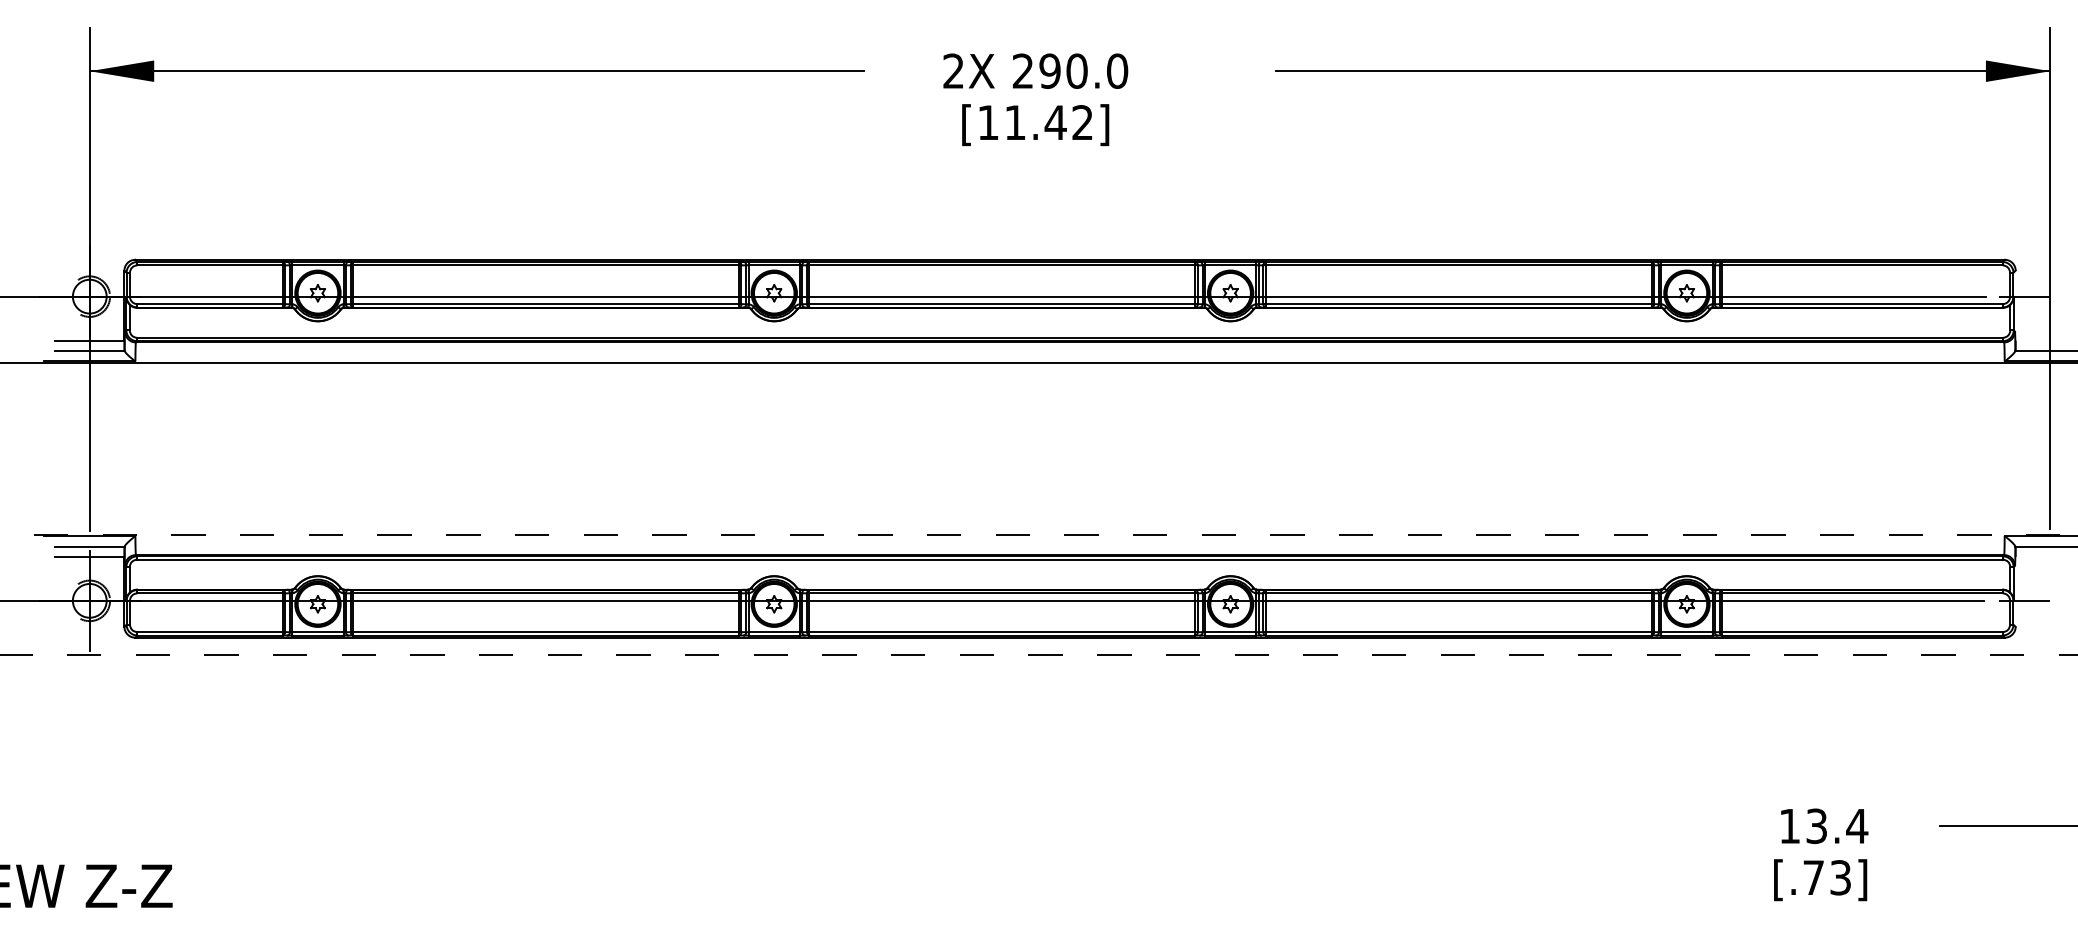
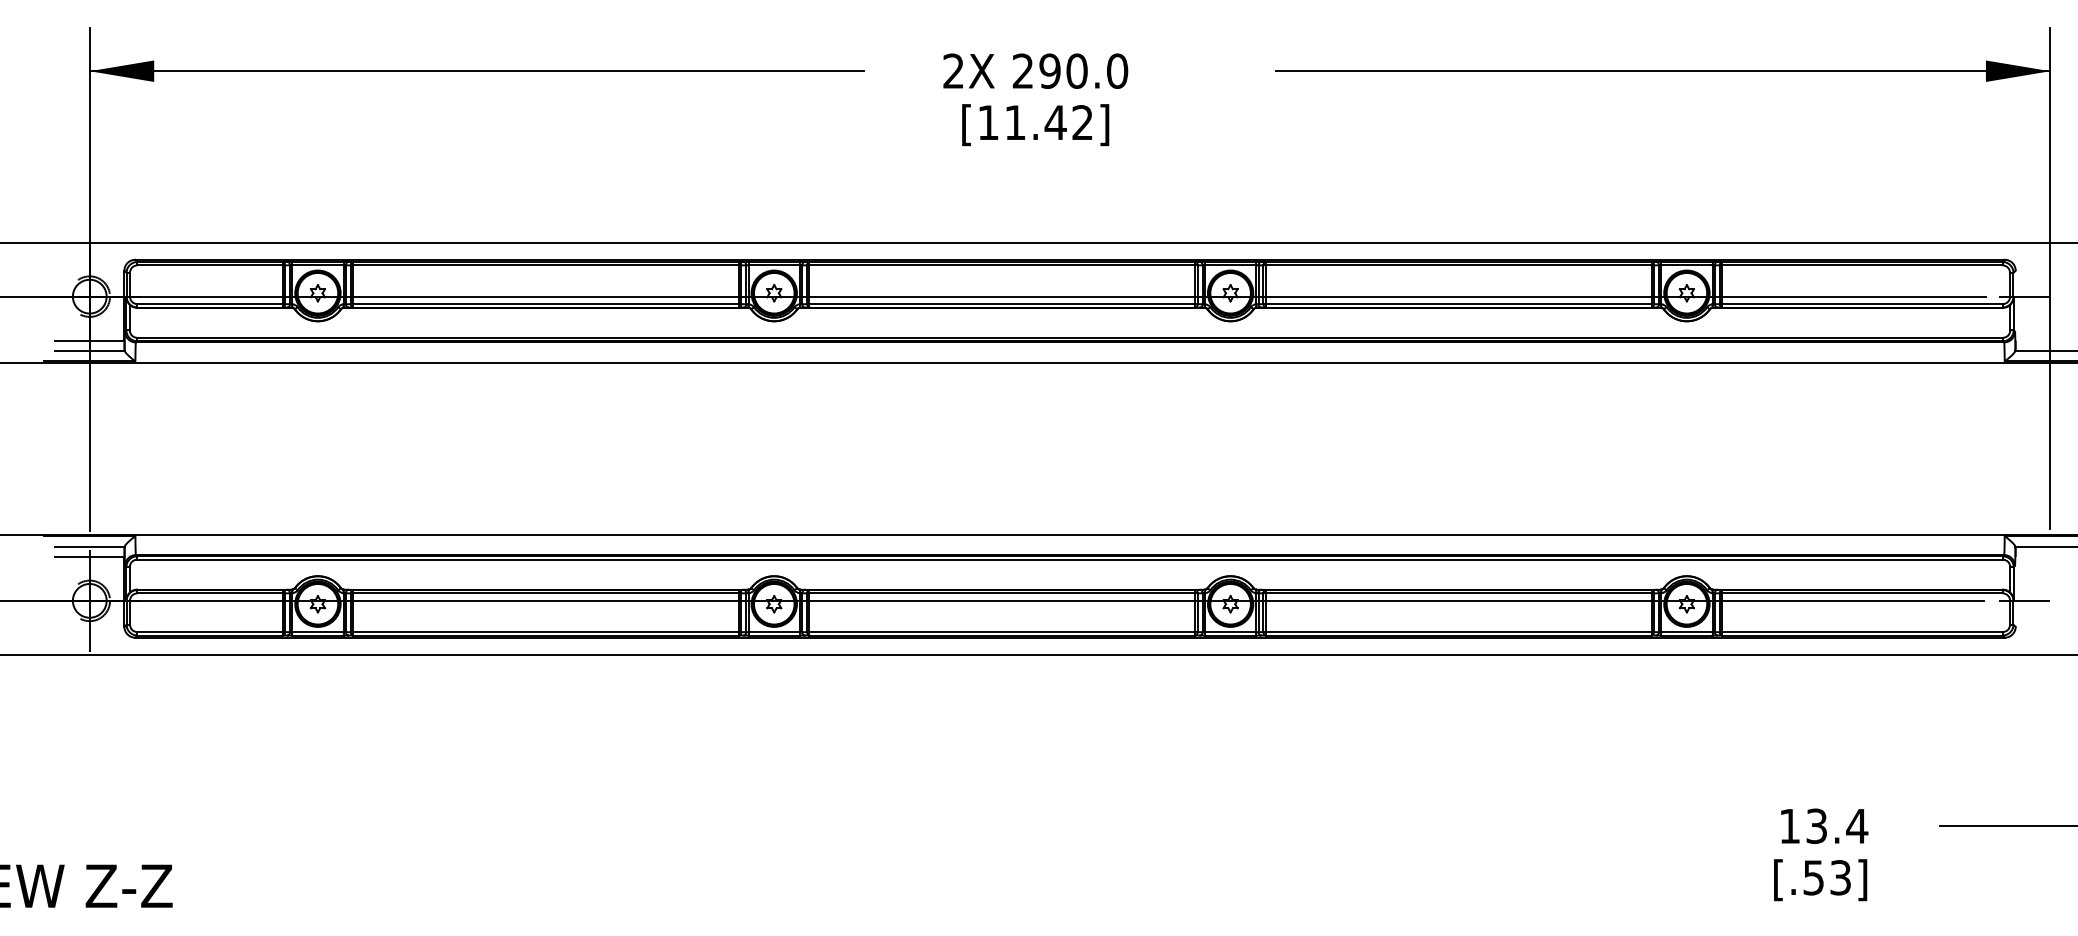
line: none -> present (1038, 242)
line: dashed -> solid (1039, 534)
line: dashed -> solid (1039, 654)
text: [.73] -> [.53] (1813, 877)
